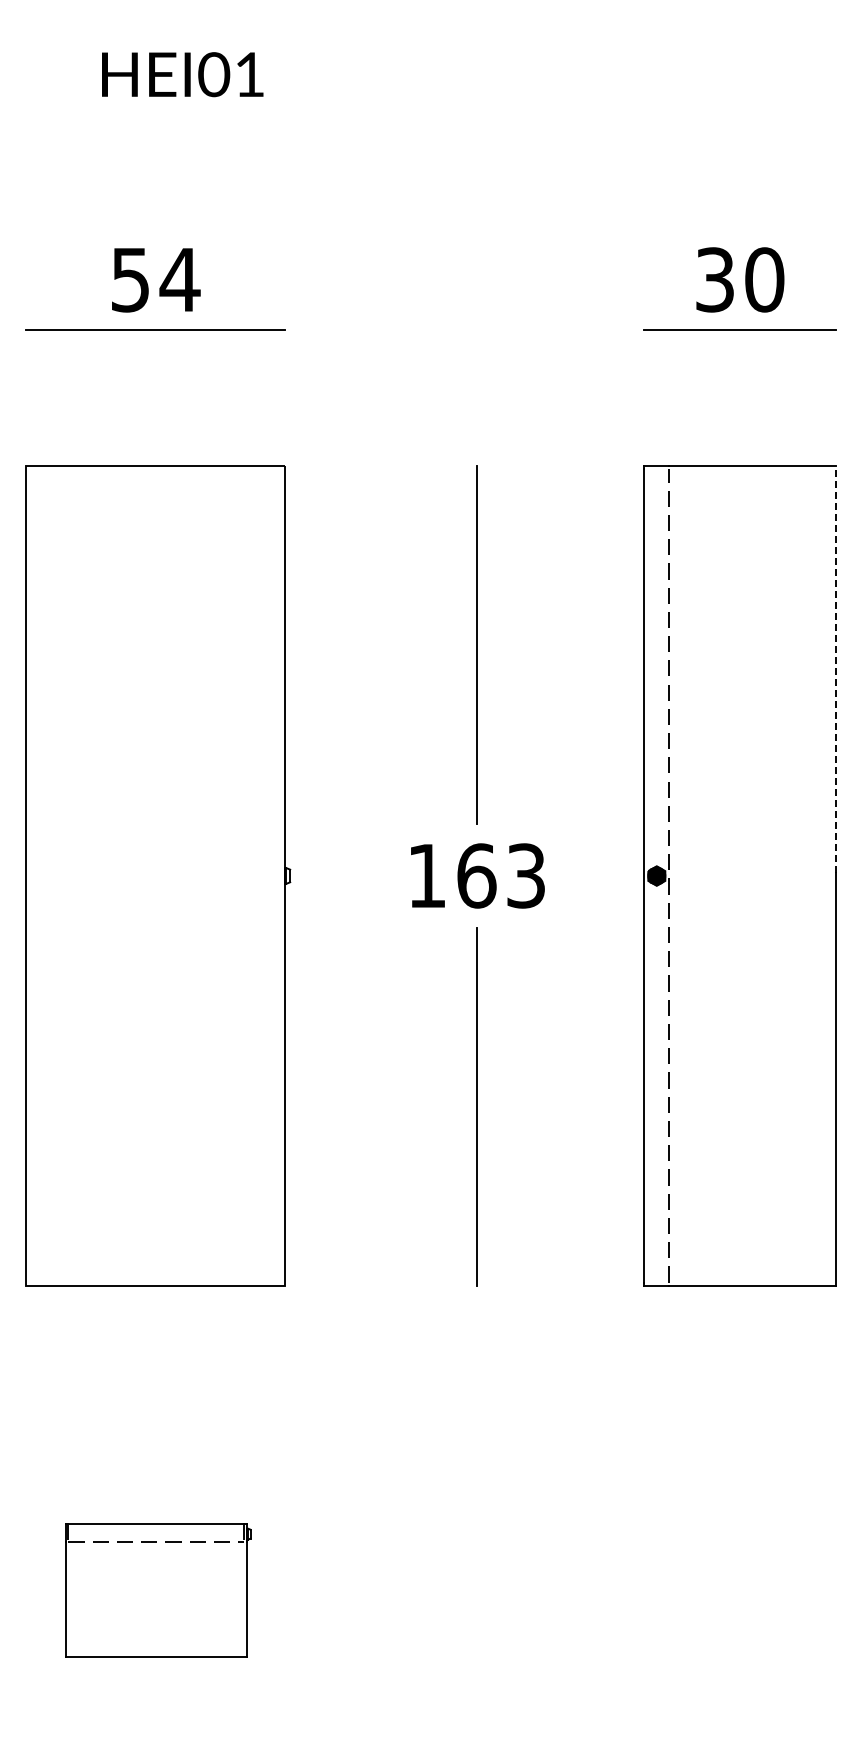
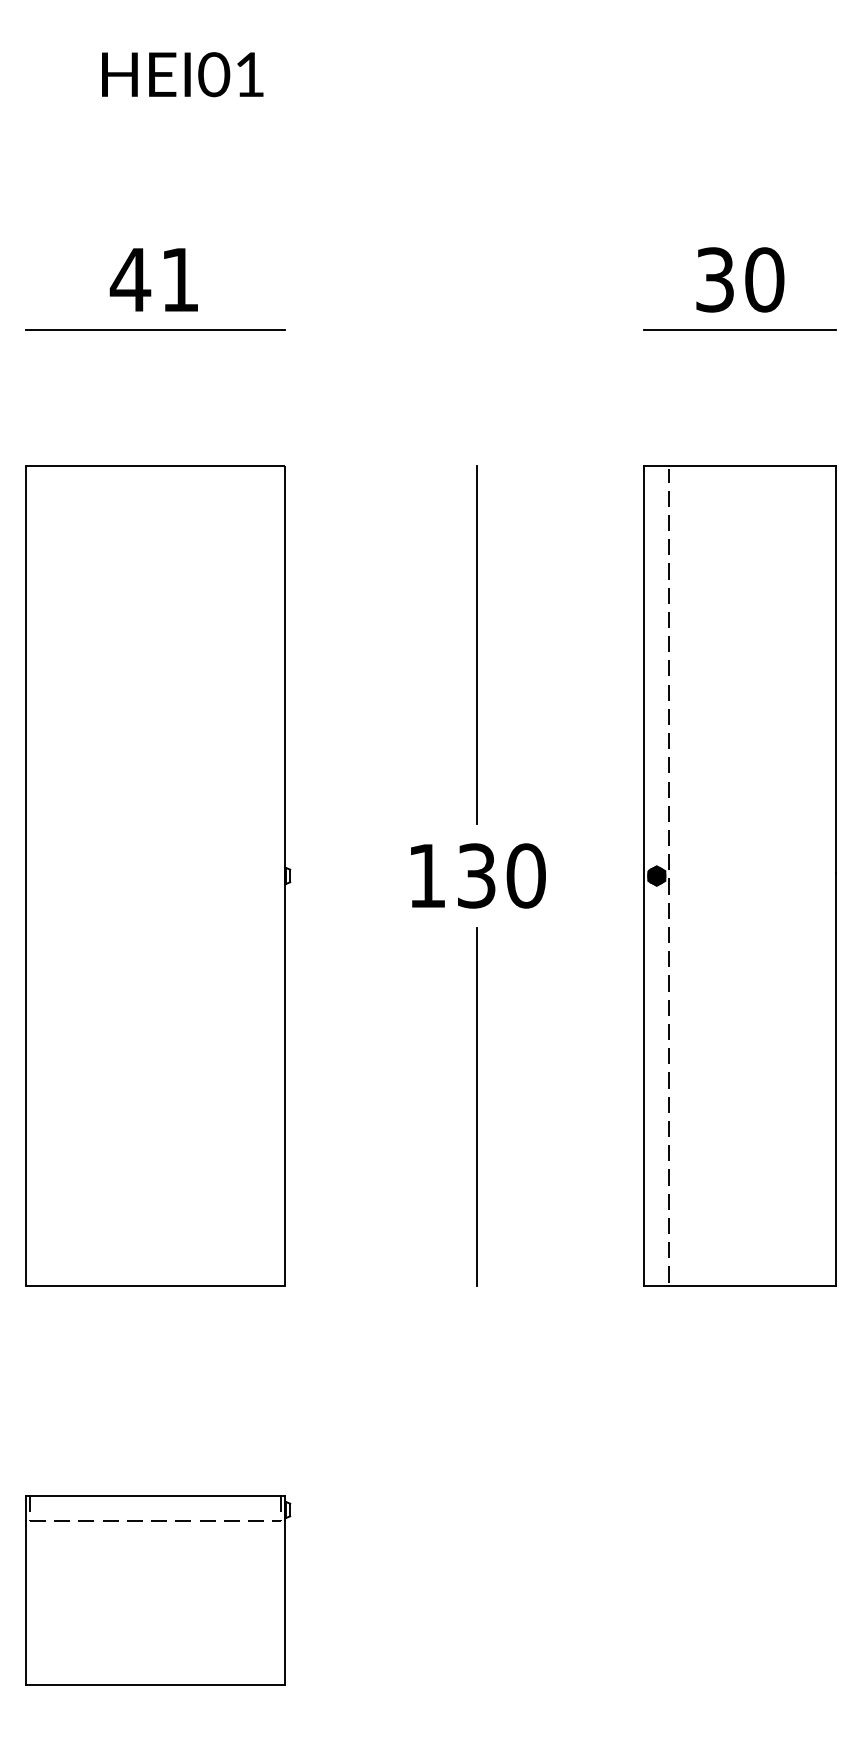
text: 54 -> 41 (154, 280)
line: dashed -> solid (835, 669)
text: 163 -> 130 (501, 875)
part size: 187x135 px -> 267x191 px (158, 1590)
